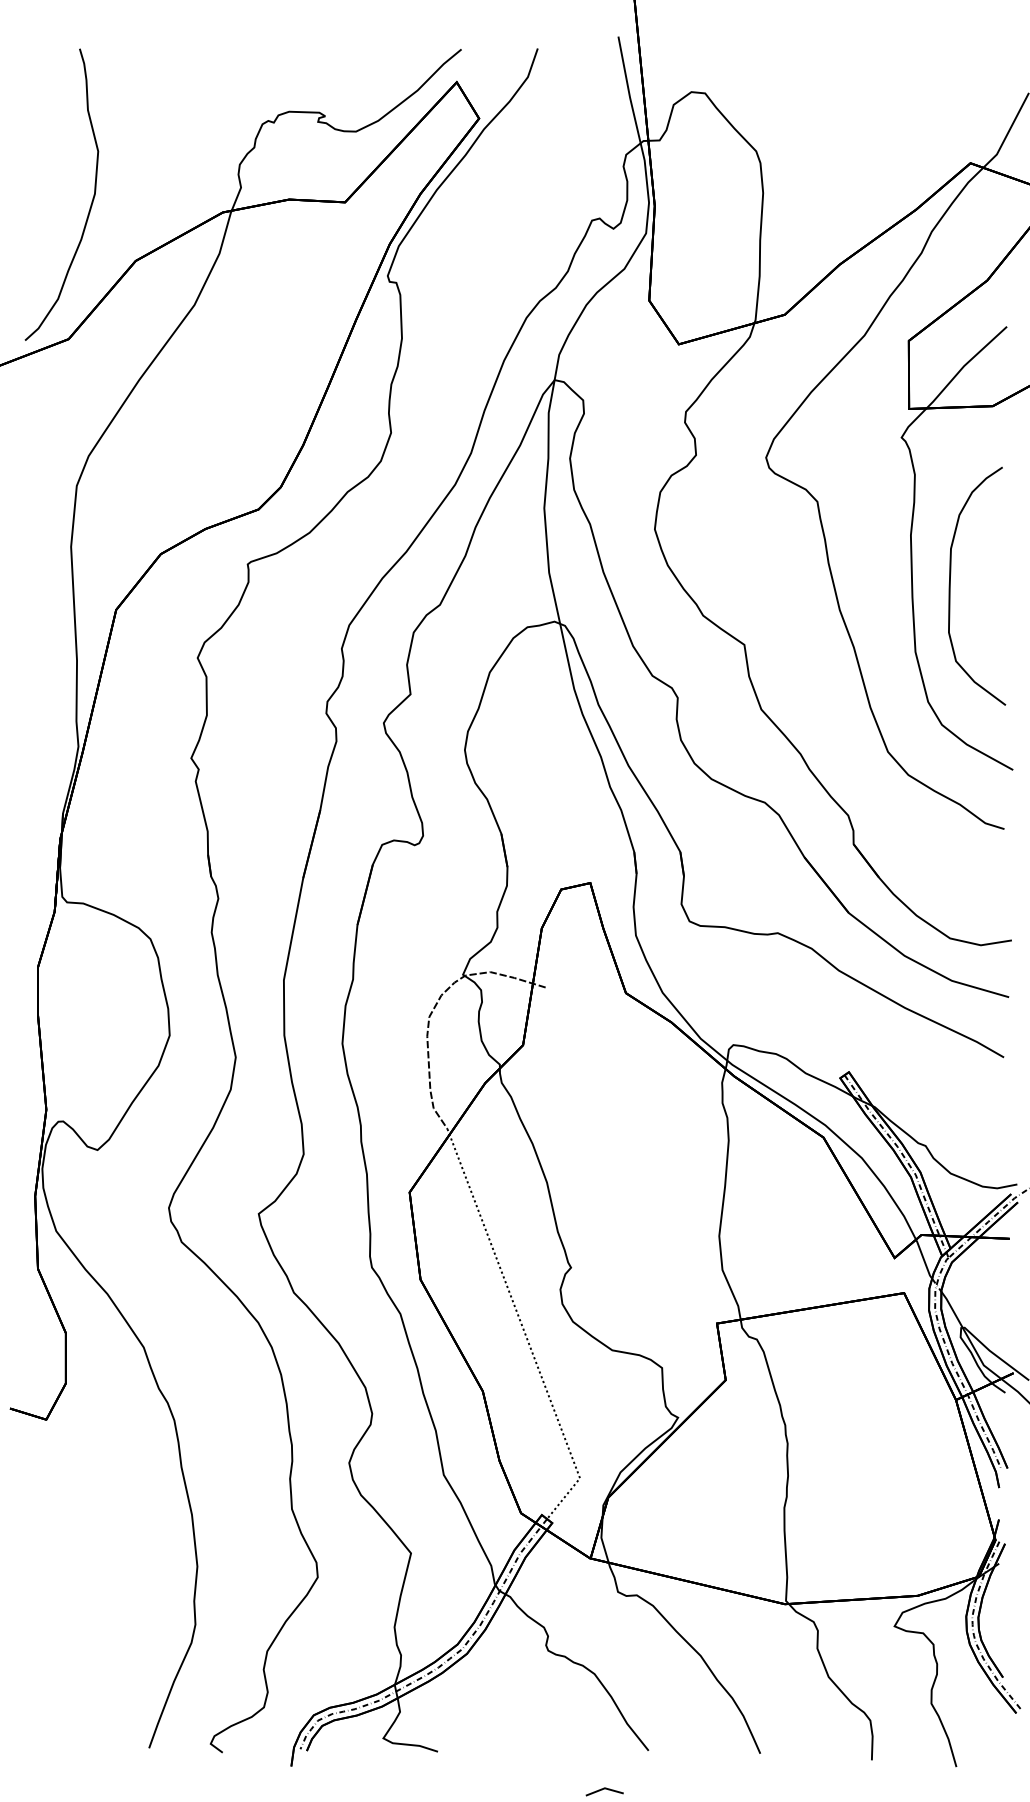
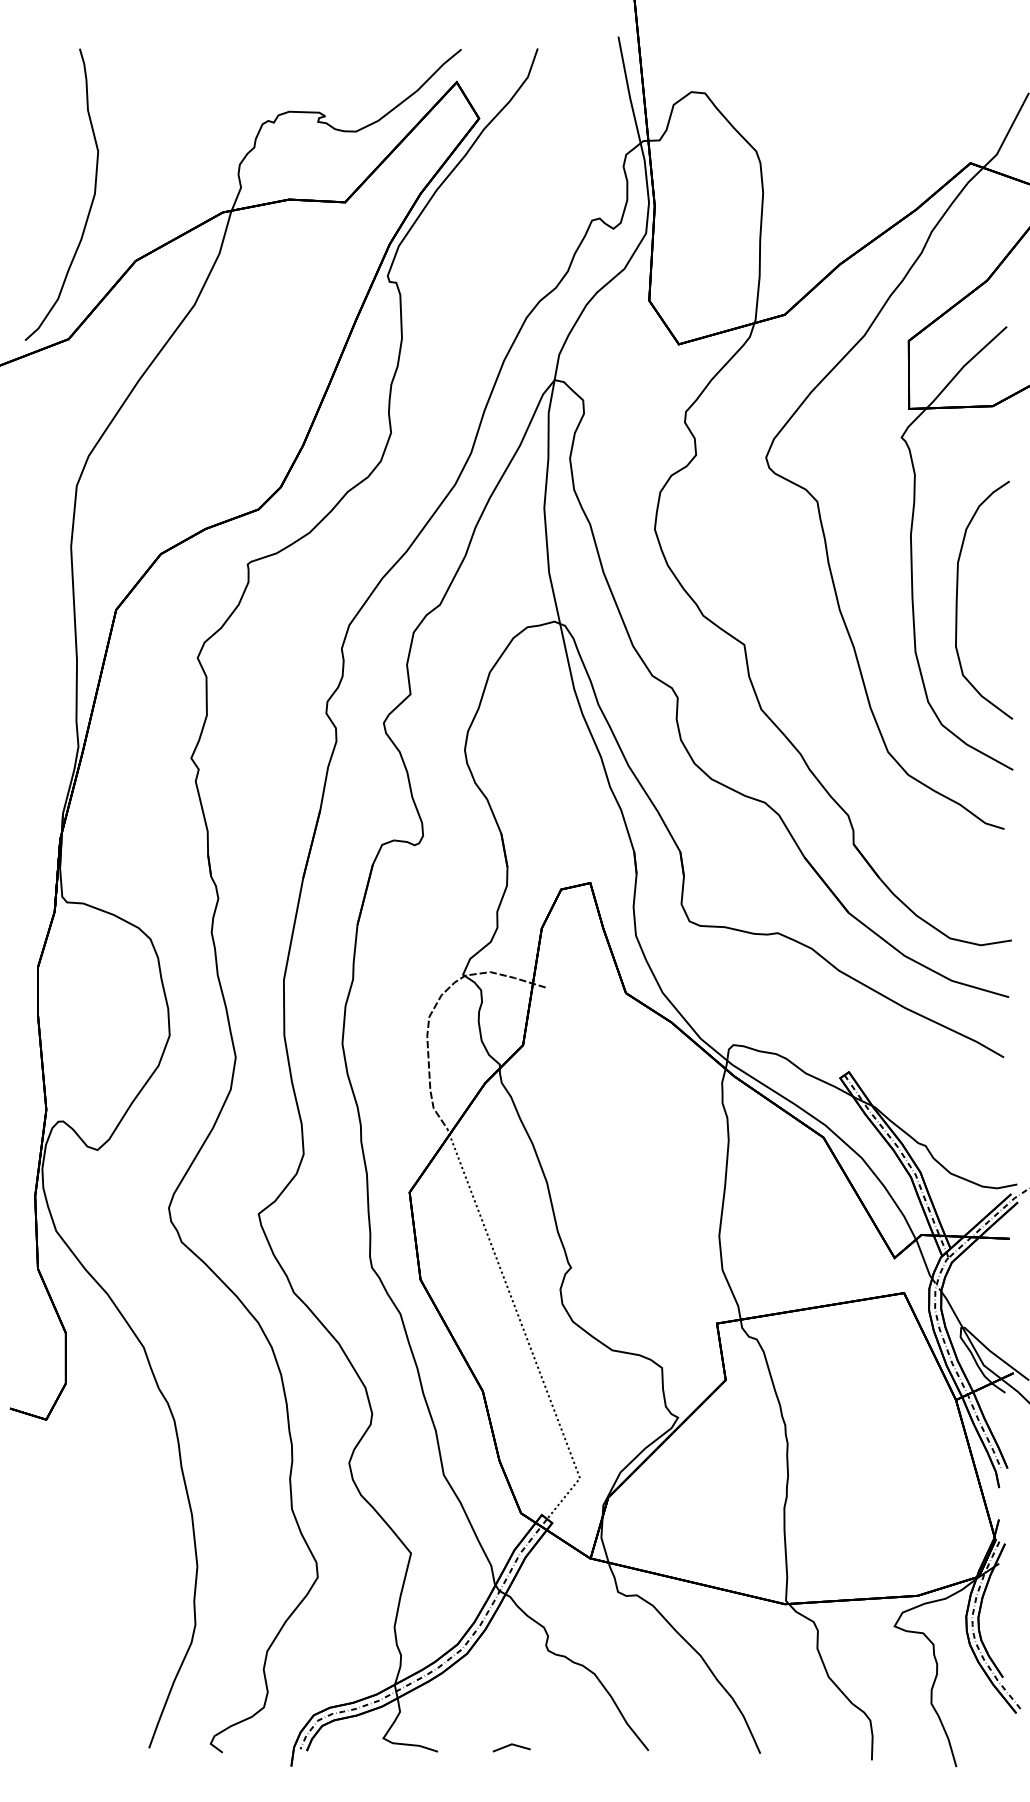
curve position: (950, 585) -> (957, 599) (957, 599)
line position: (604, 1789) -> (511, 1745) (511, 1745)
